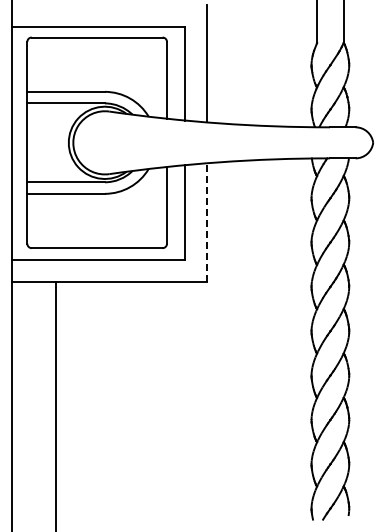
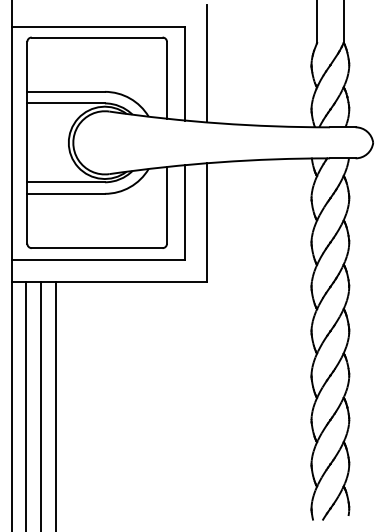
line: dashed -> solid (206, 222)
line: none -> present (26, 405)
line: none -> present (40, 405)
